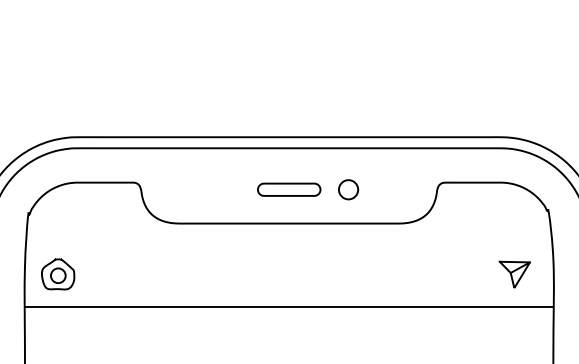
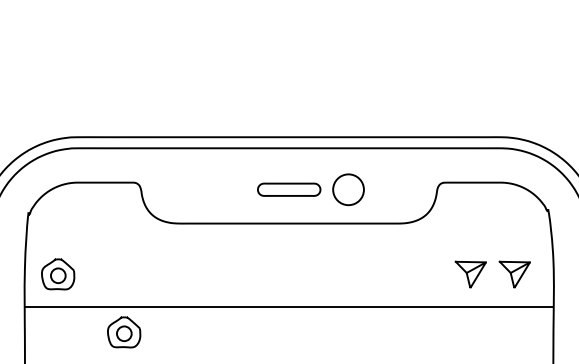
circle diameter: 19 px -> 31 px (348, 189)
part: none -> present (470, 274)
part: none -> present (124, 332)
